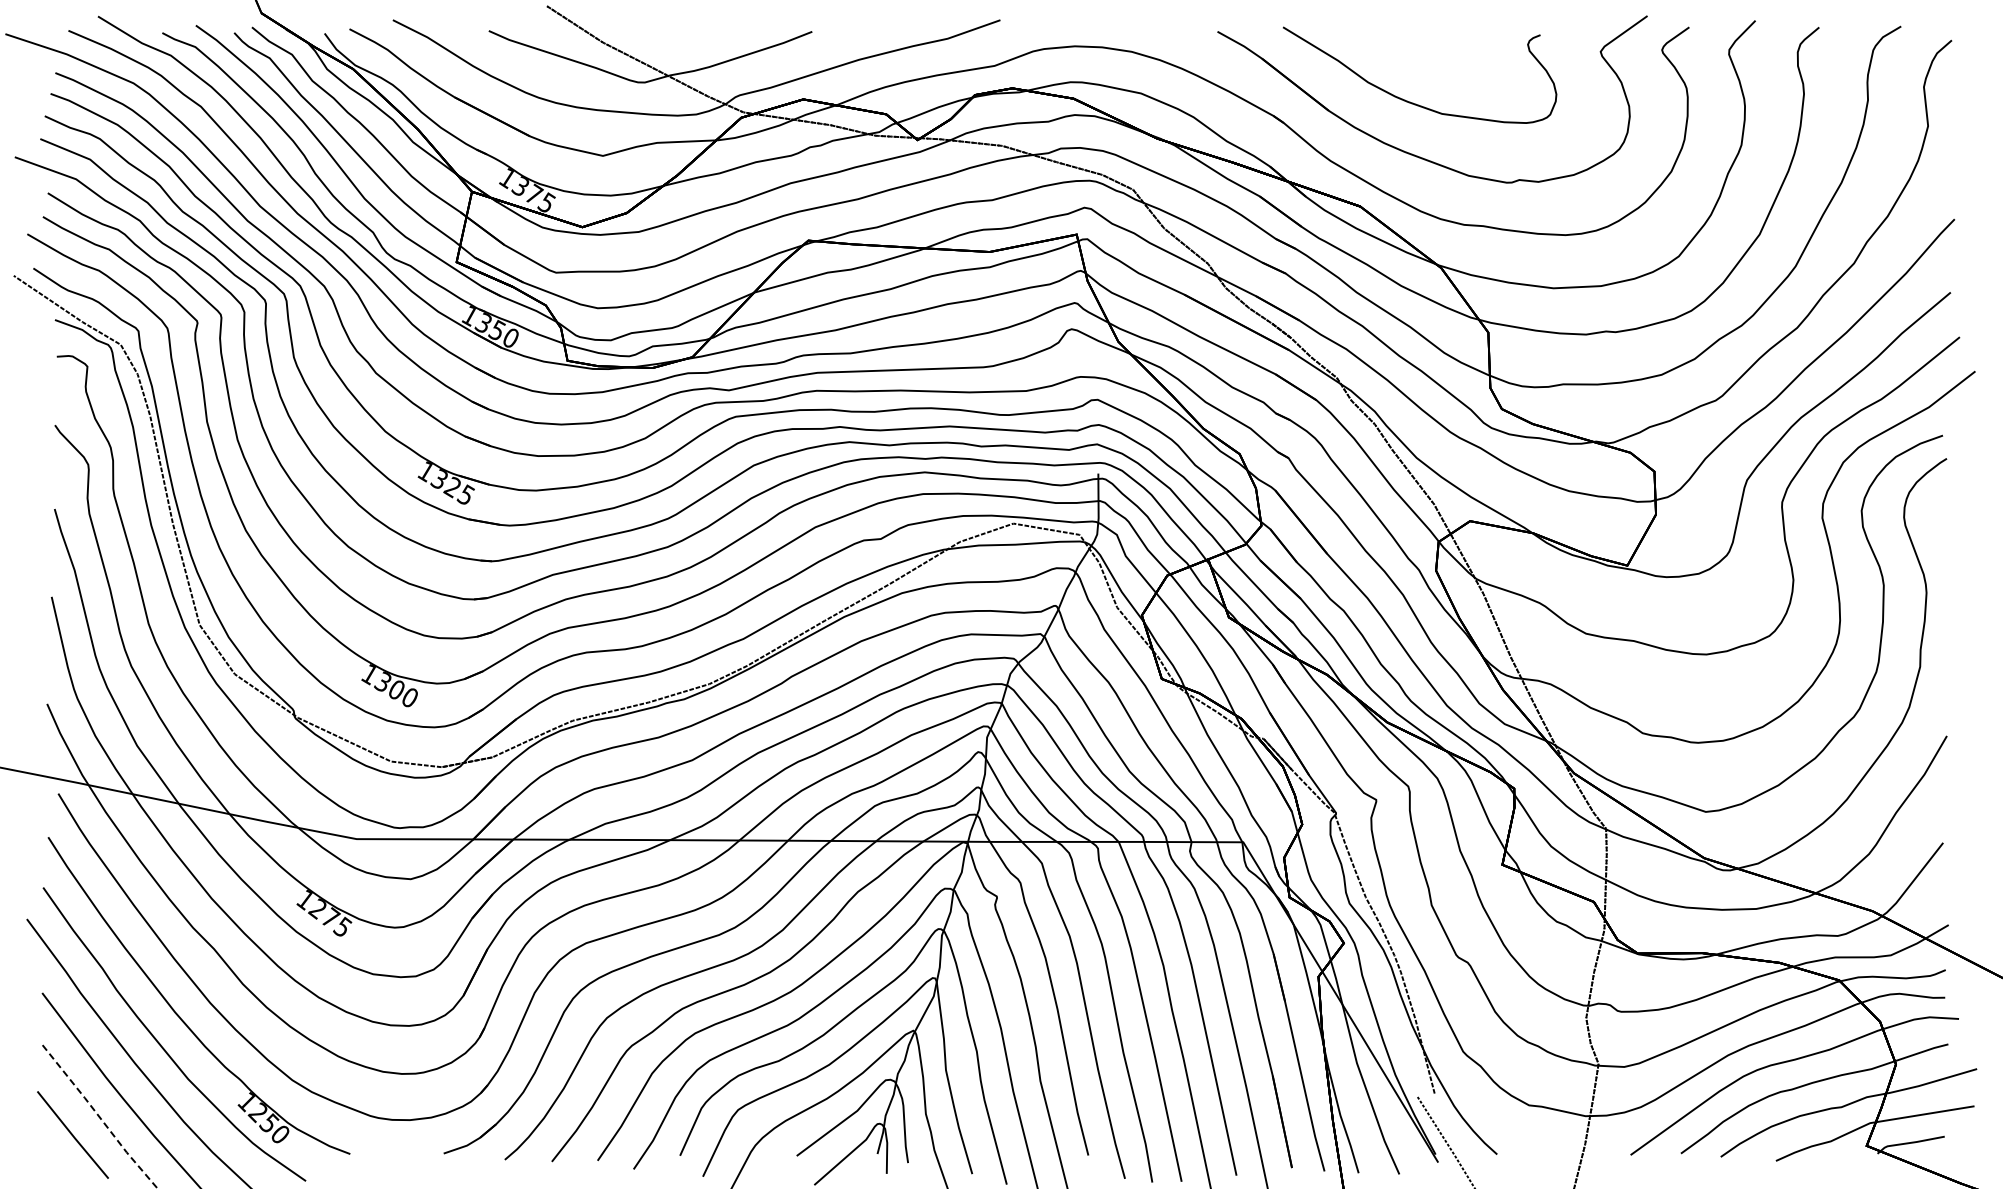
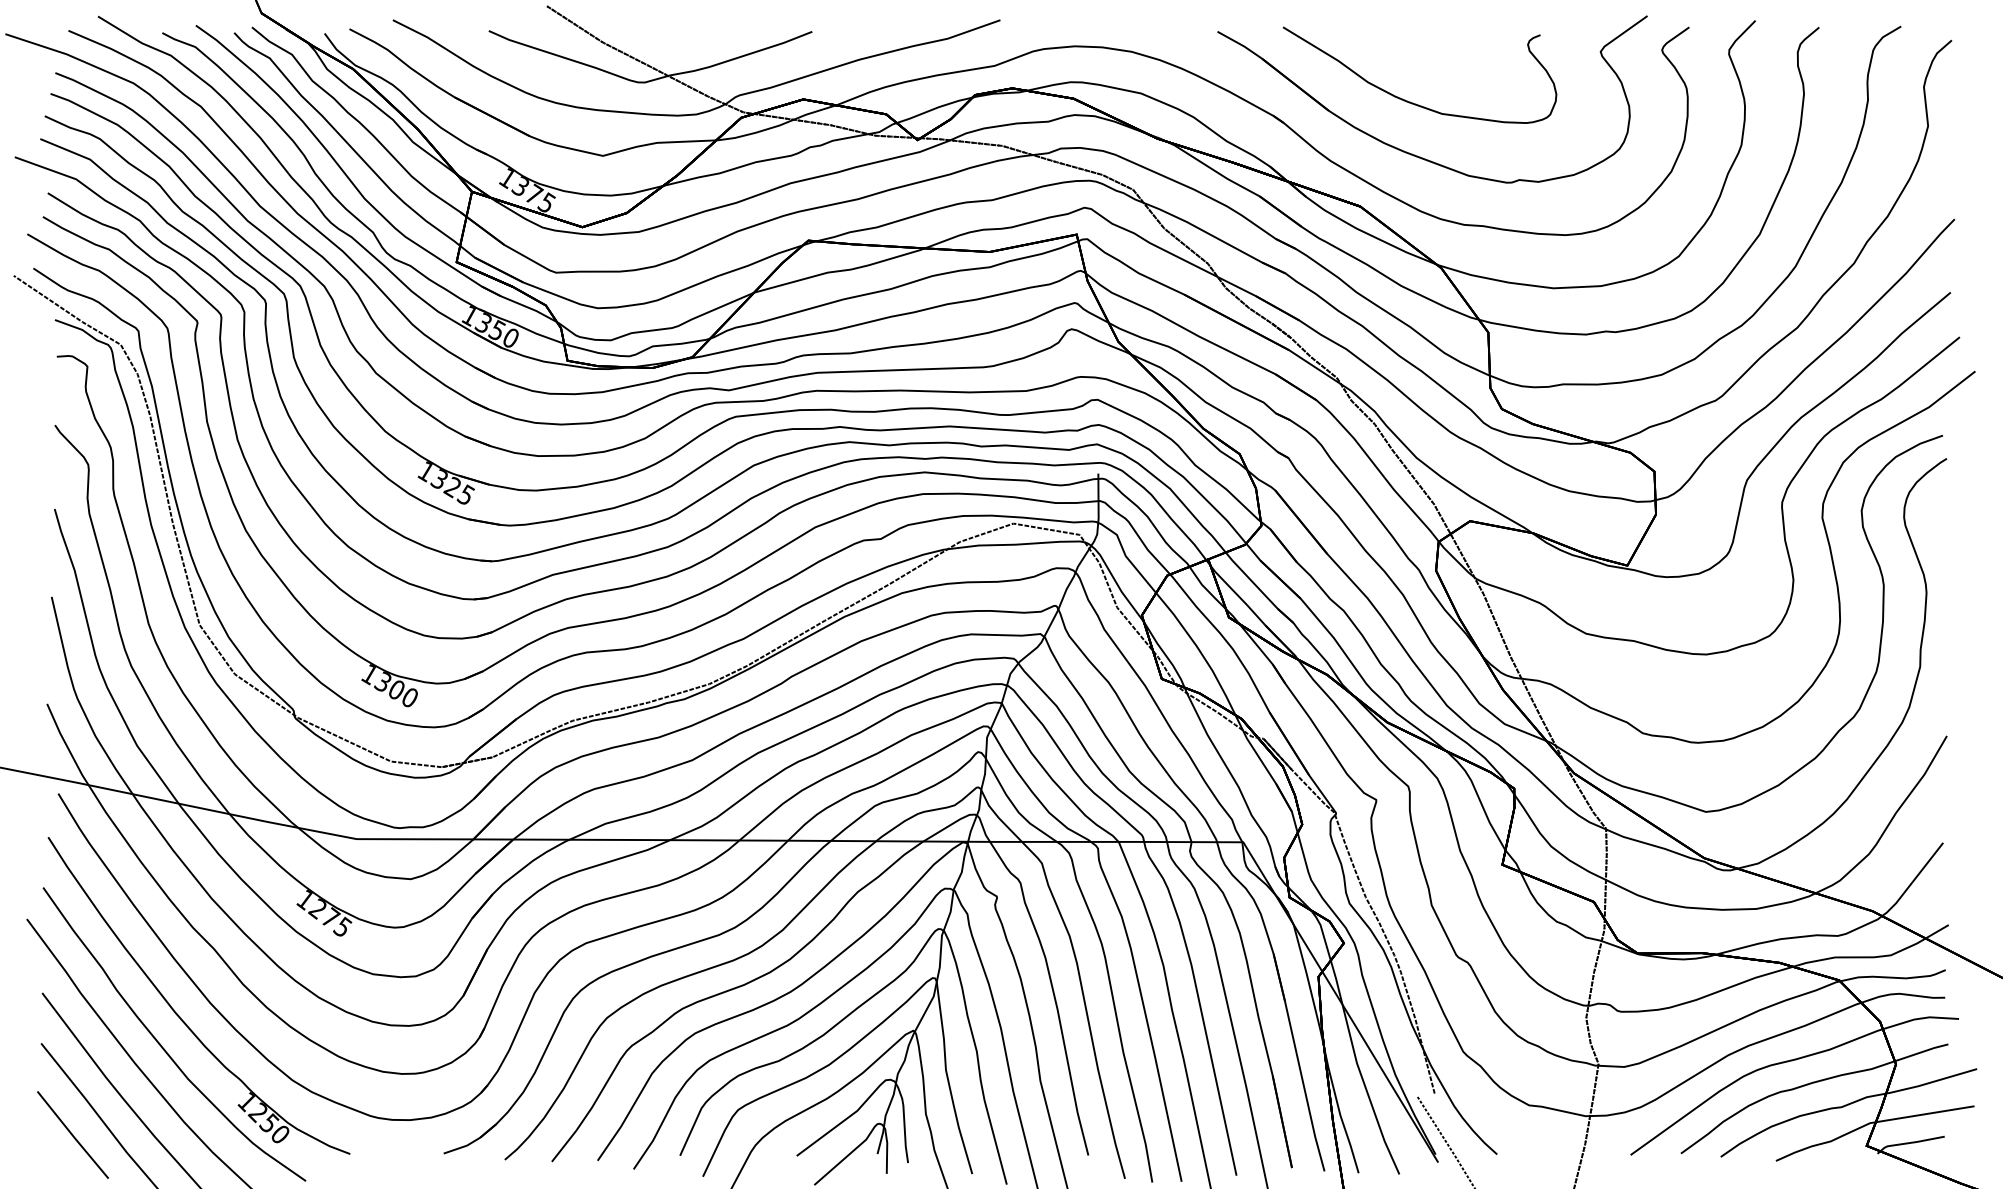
line: dashed -> solid (98, 1116)
